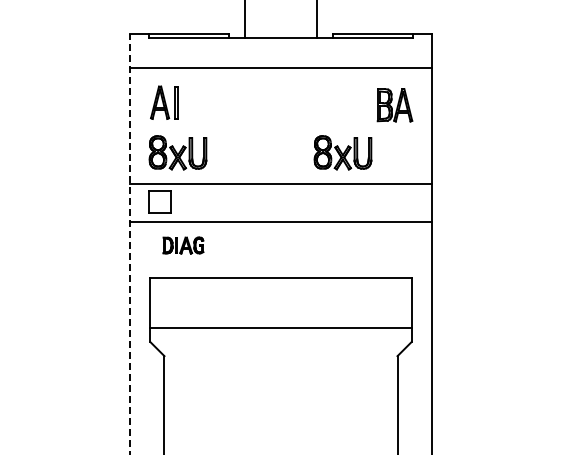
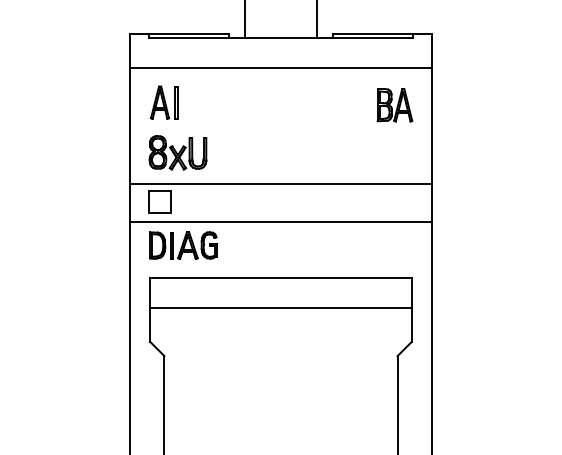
part: present -> none (342, 152)
line: dashed -> solid (130, 243)
part size: 43x19 px -> 69x29 px (183, 245)
line position: (280, 327) -> (280, 307) (280, 307)
